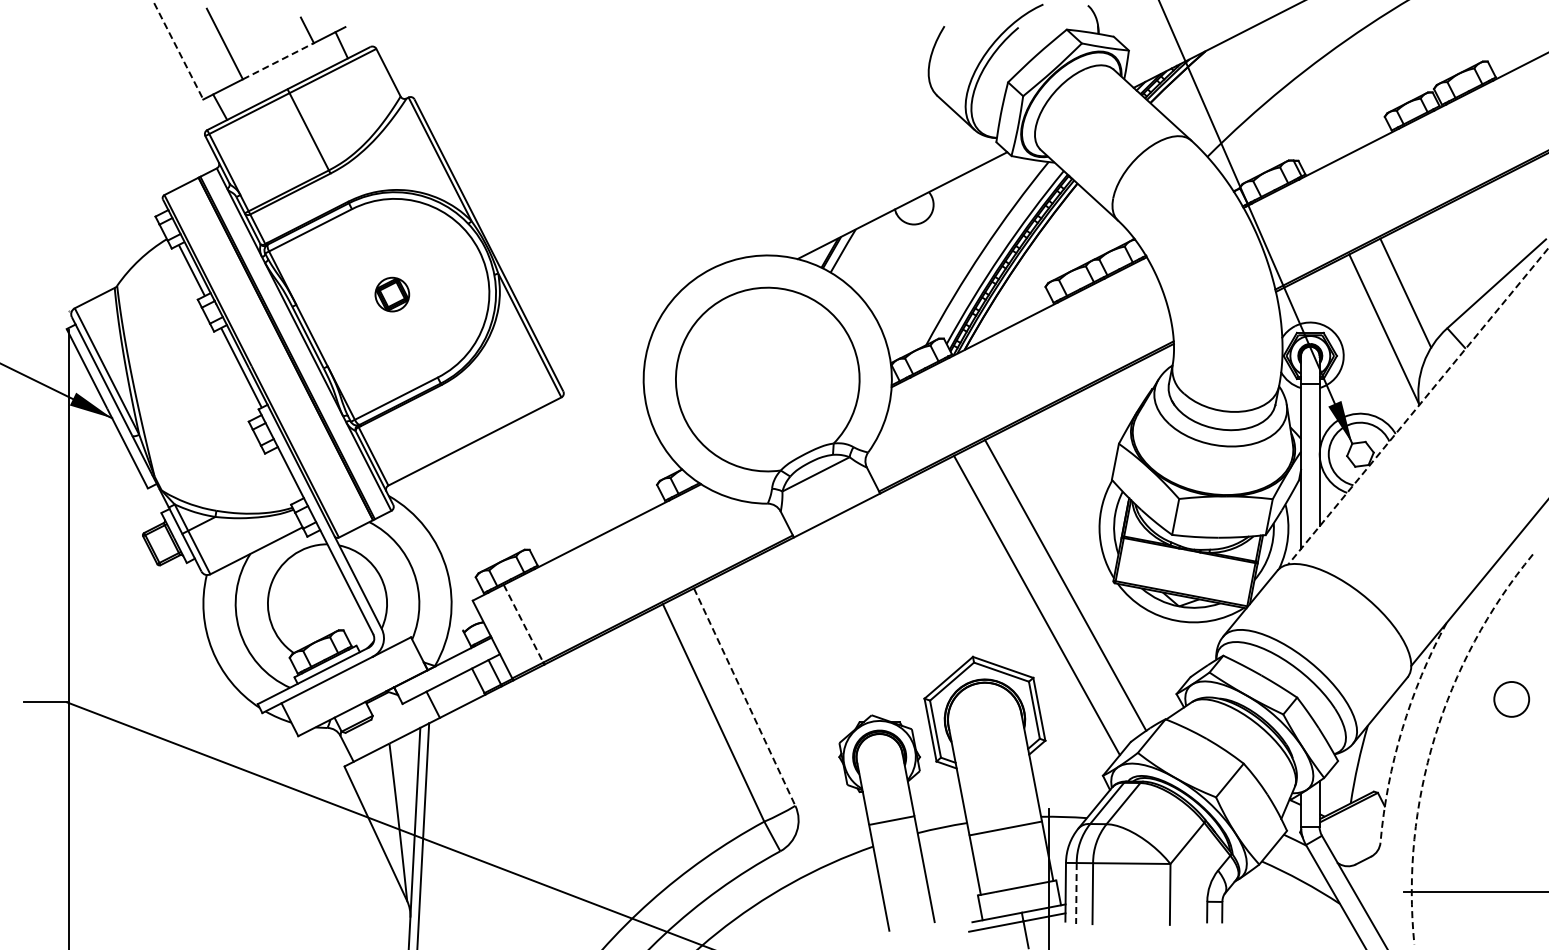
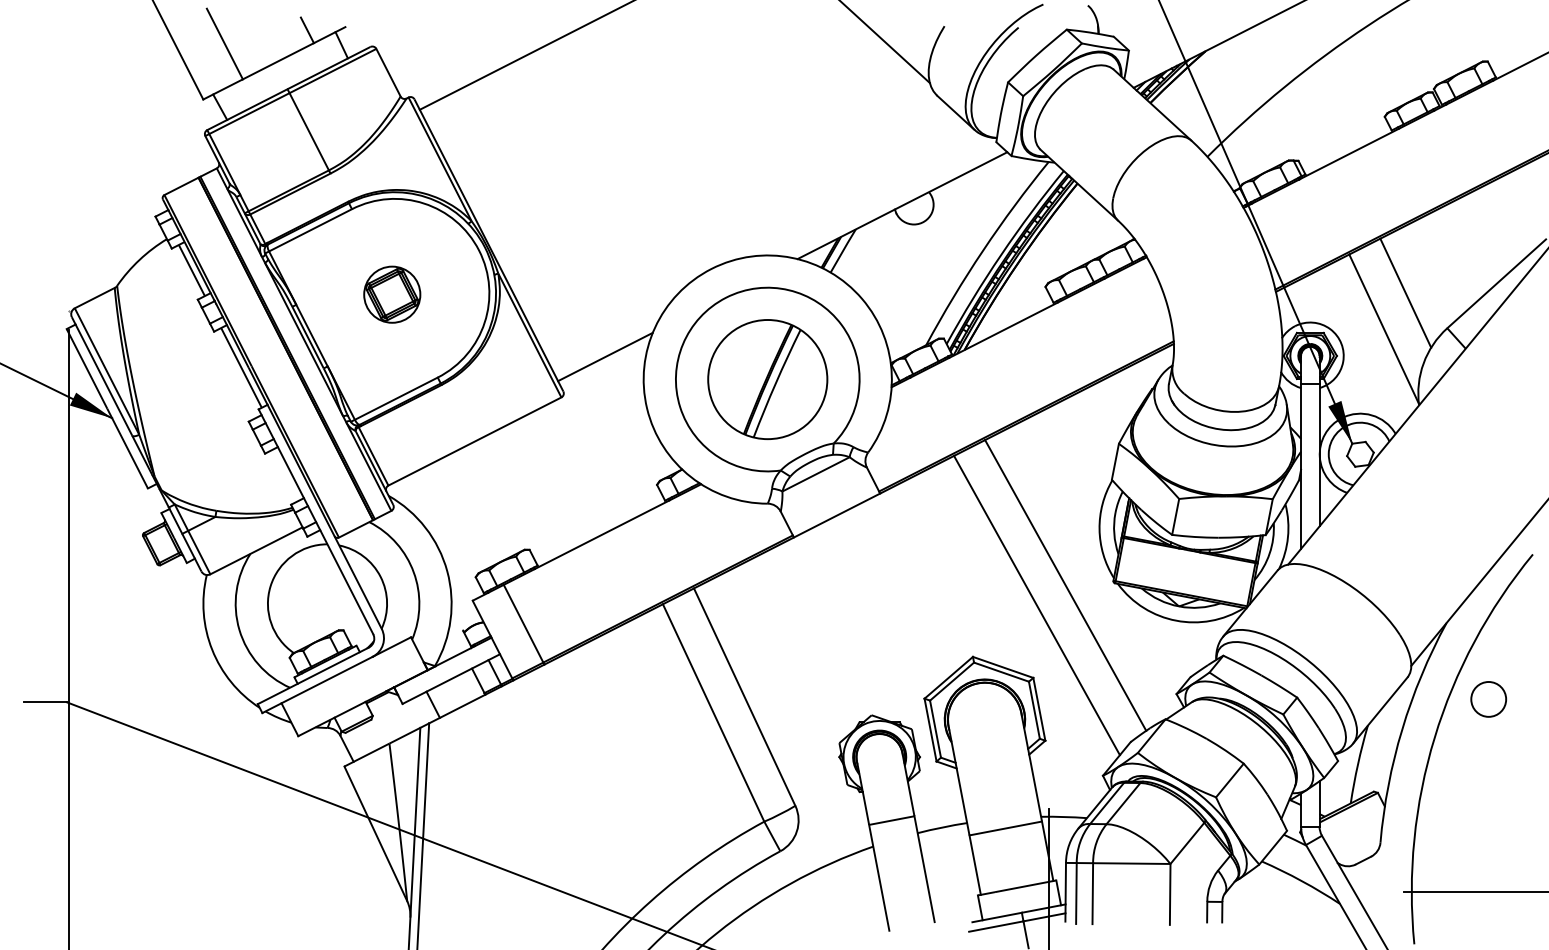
line: none -> present (885, 42)
line: dashed -> solid (178, 49)
line: none -> present (524, 55)
line: dashed -> solid (278, 61)
part size: 37x37 px -> 59x59 px (392, 294)
line: none -> present (605, 356)
part: none -> present (767, 379)
line: dashed -> solid (1418, 406)
line: dashed -> solid (523, 623)
line: dashed -> solid (744, 697)
circle position: (1511, 699) -> (1488, 699) (1488, 699)
arc: dashed -> solid (1402, 729)
arc: dashed -> solid (1434, 737)
line: dashed -> solid (1076, 894)
